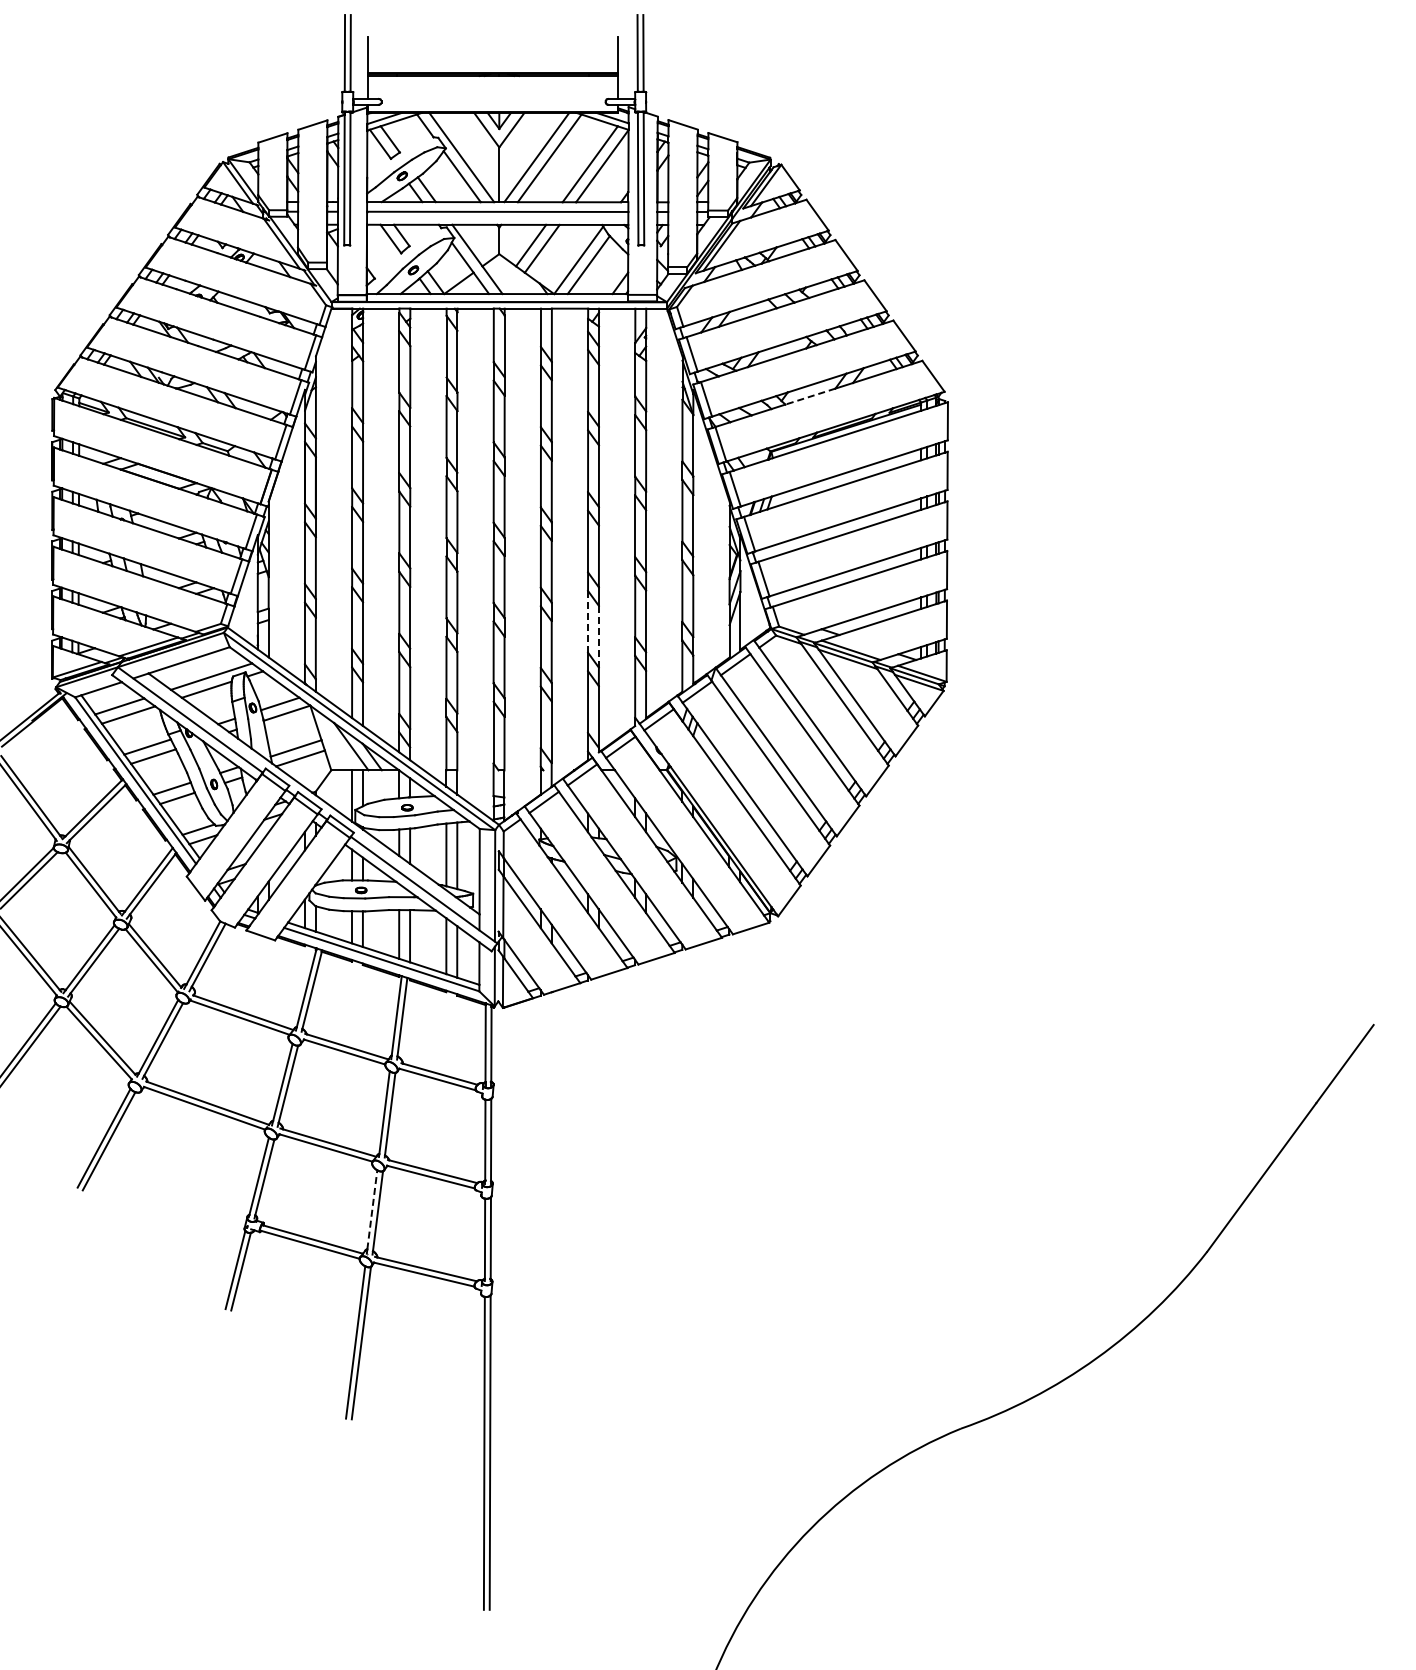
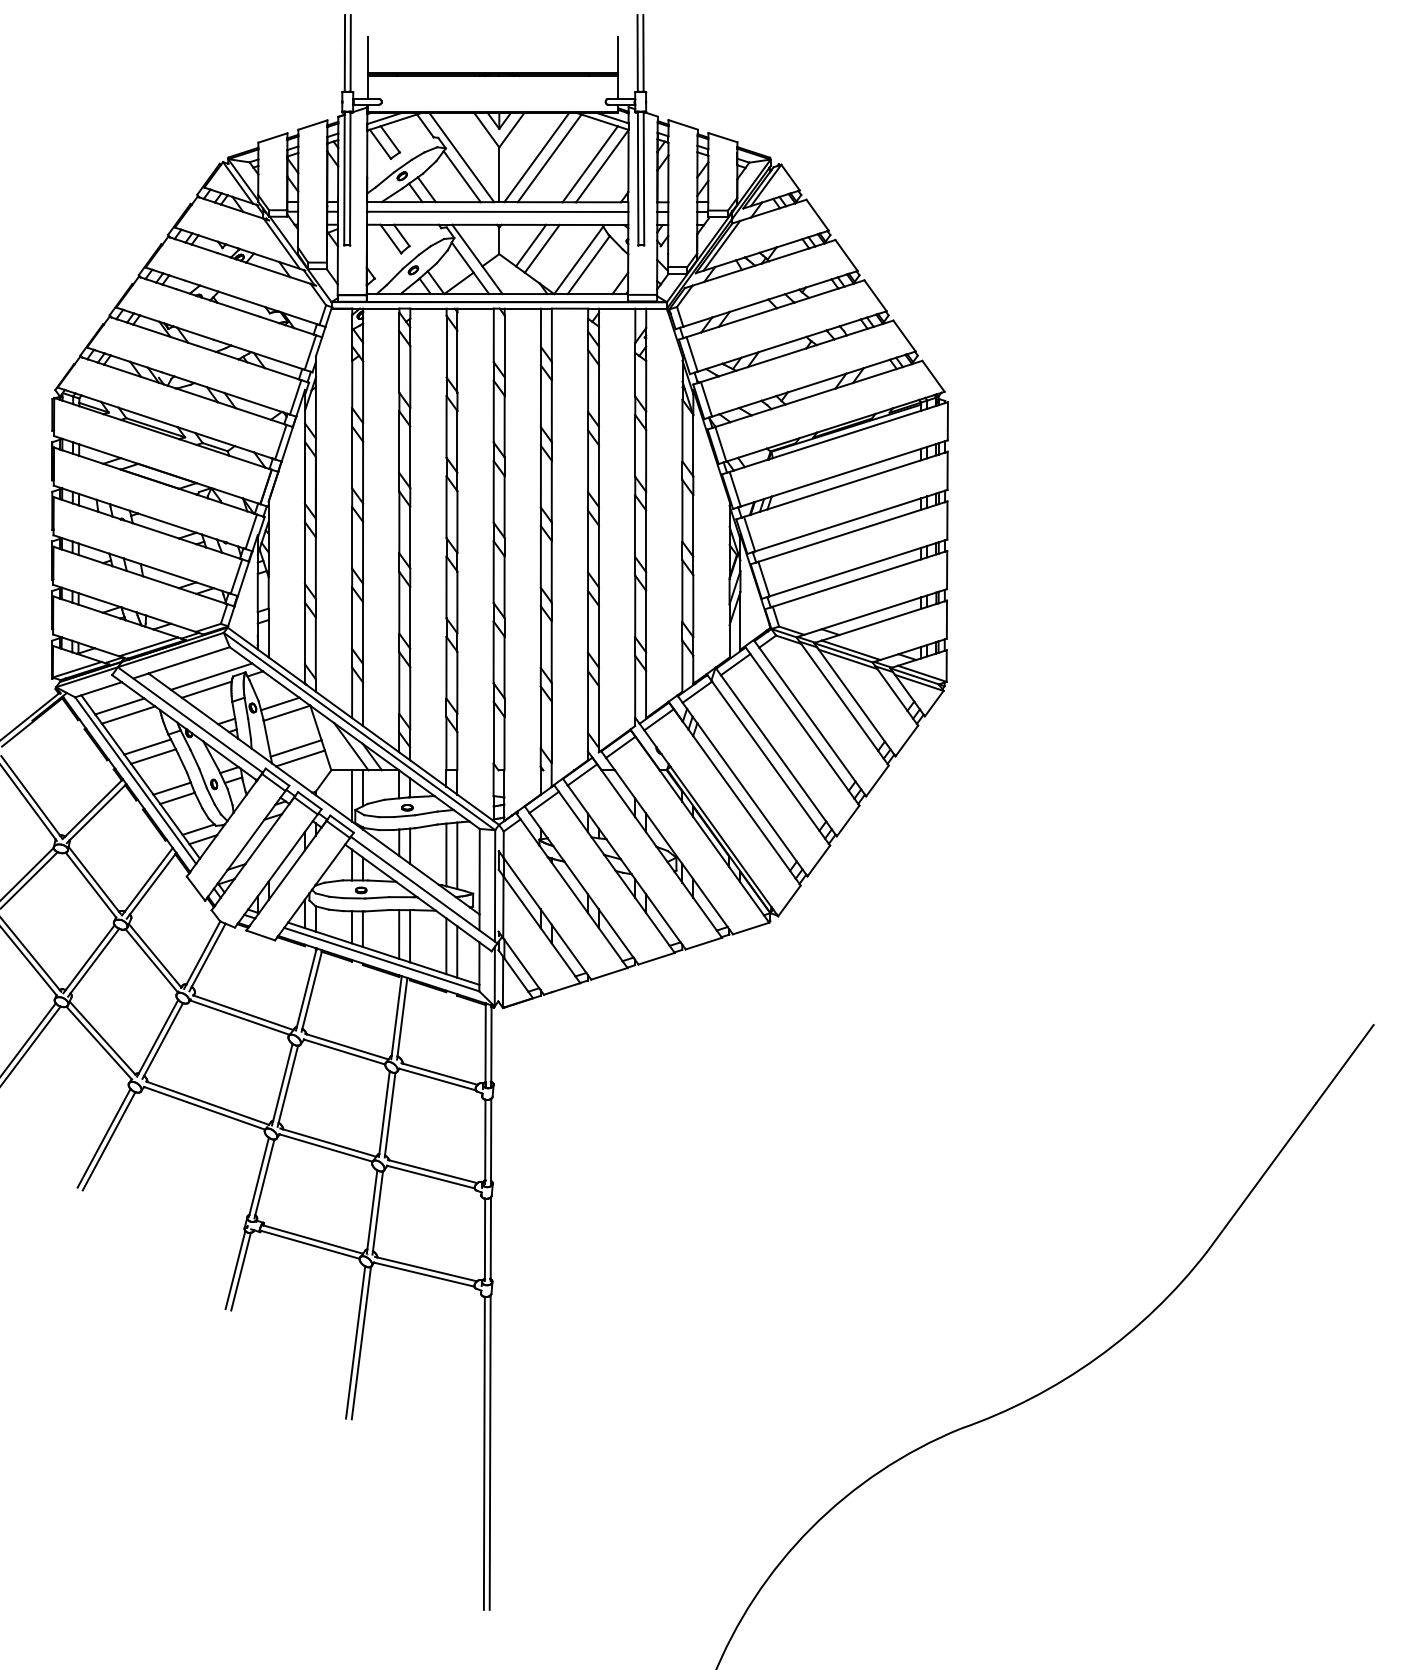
line: dashed -> solid (809, 396)
line: dashed -> solid (588, 621)
line: dashed -> solid (598, 636)
line: dashed -> solid (372, 1209)
